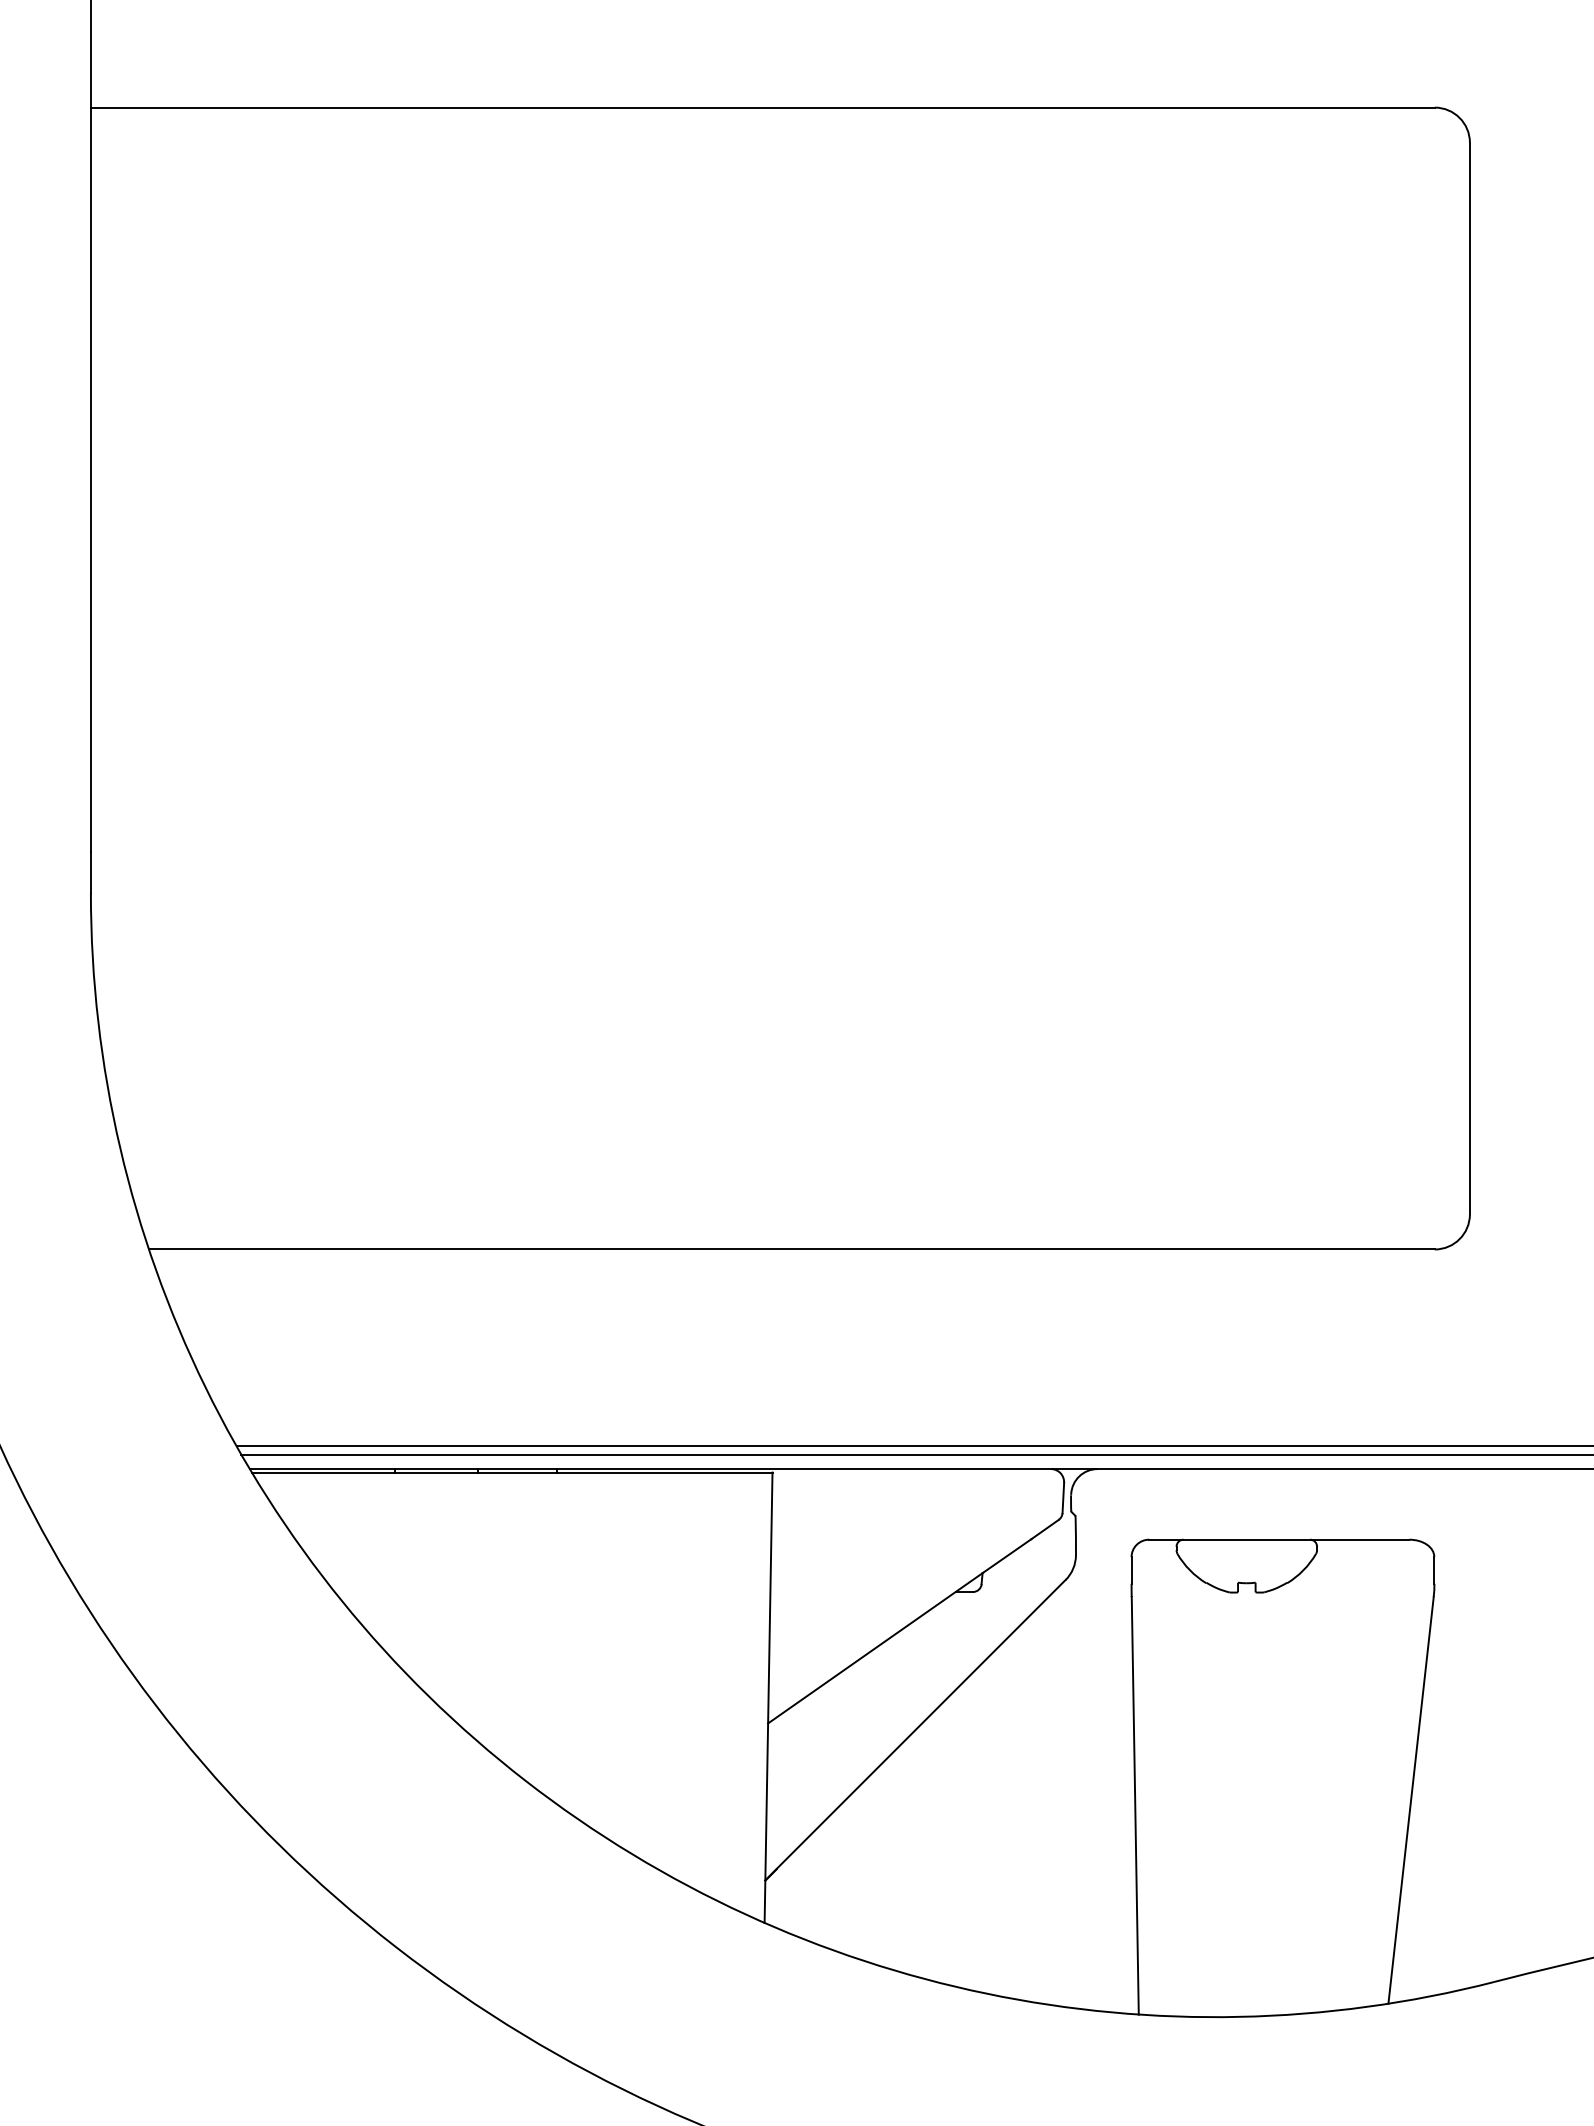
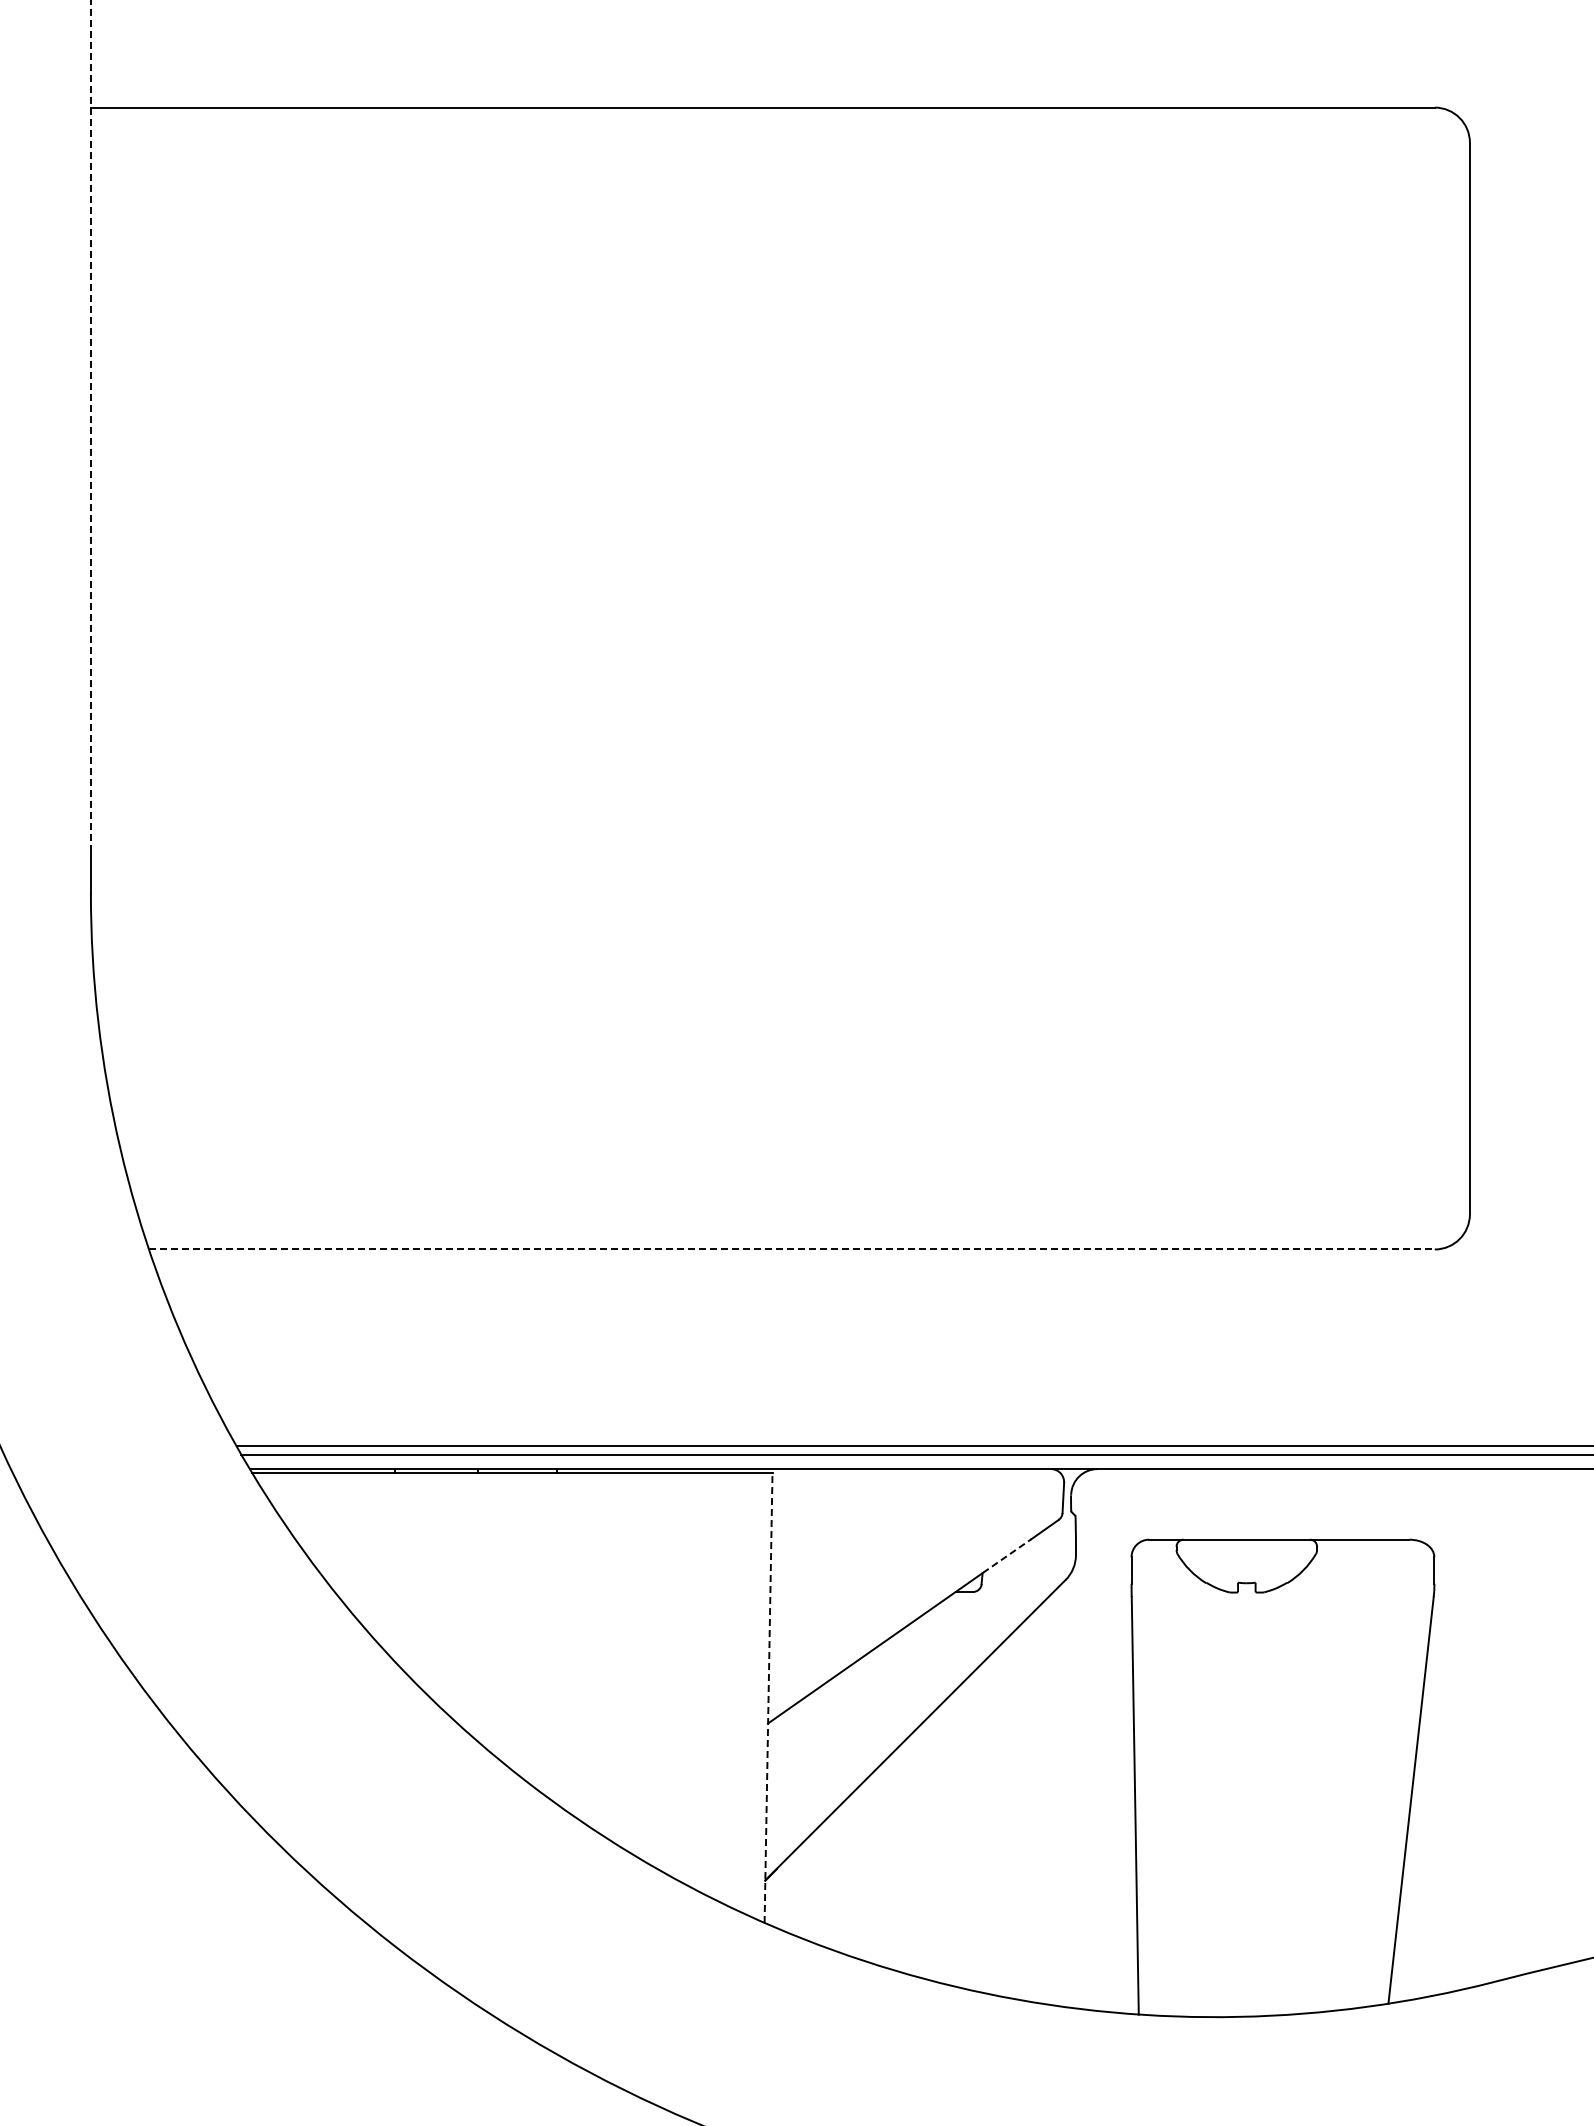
line: solid -> dashed (90, 426)
line: solid -> dashed (791, 1249)
line: solid -> dashed (1007, 1556)
line: solid -> dashed (768, 1697)
